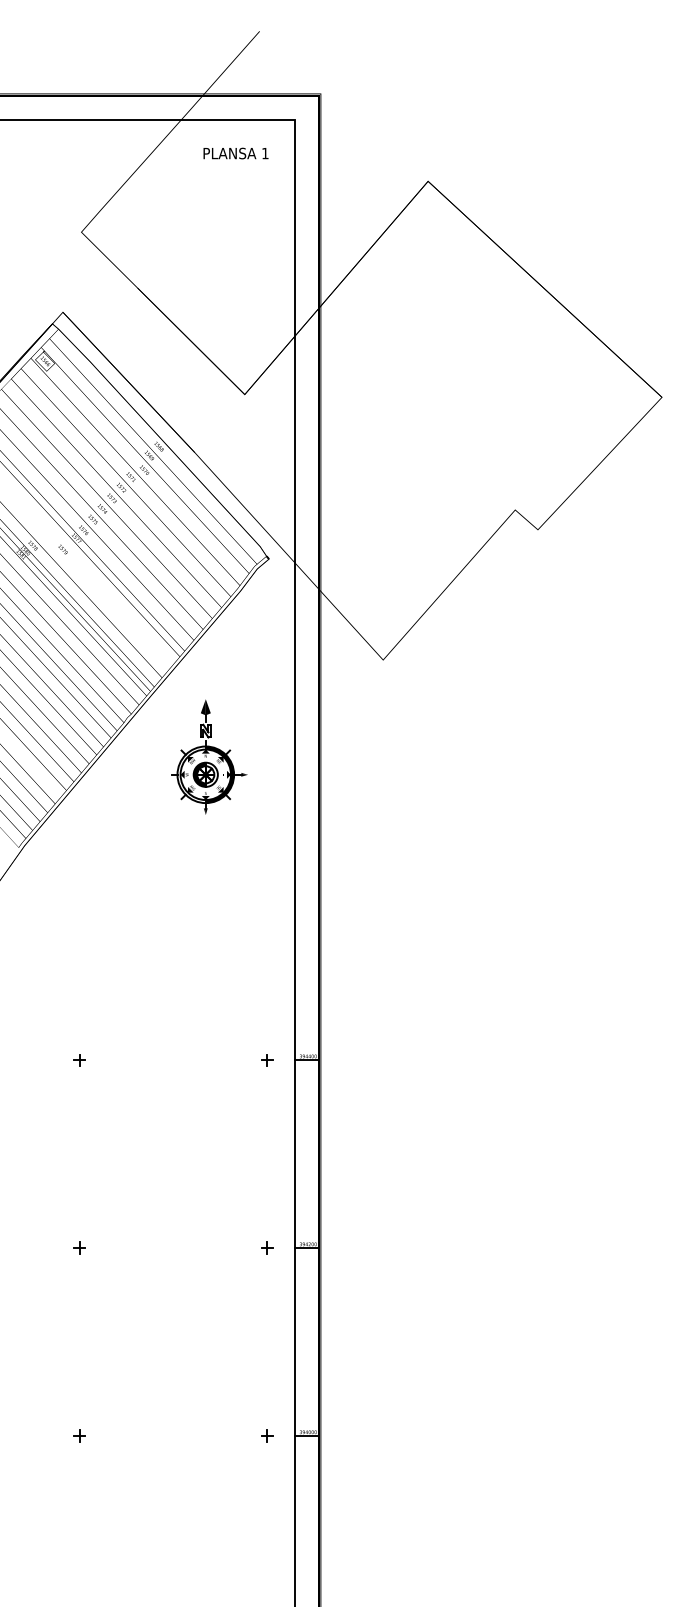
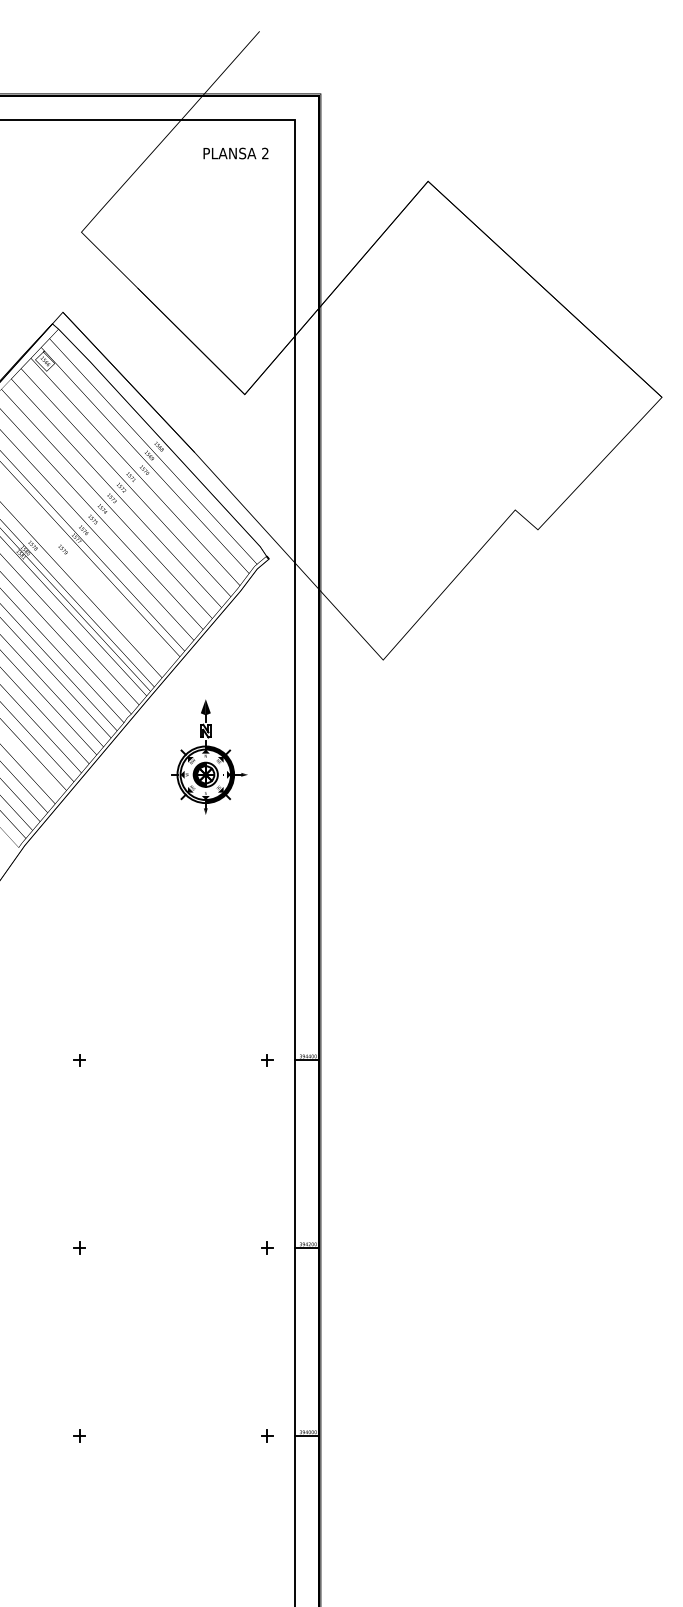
text: 1 -> 2 (265, 153)
